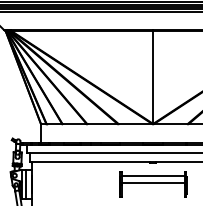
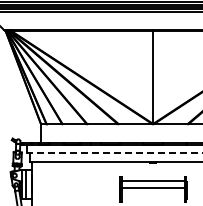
line: solid -> dashed (114, 153)
part position: (153, 184) -> (153, 189) (153, 189)
